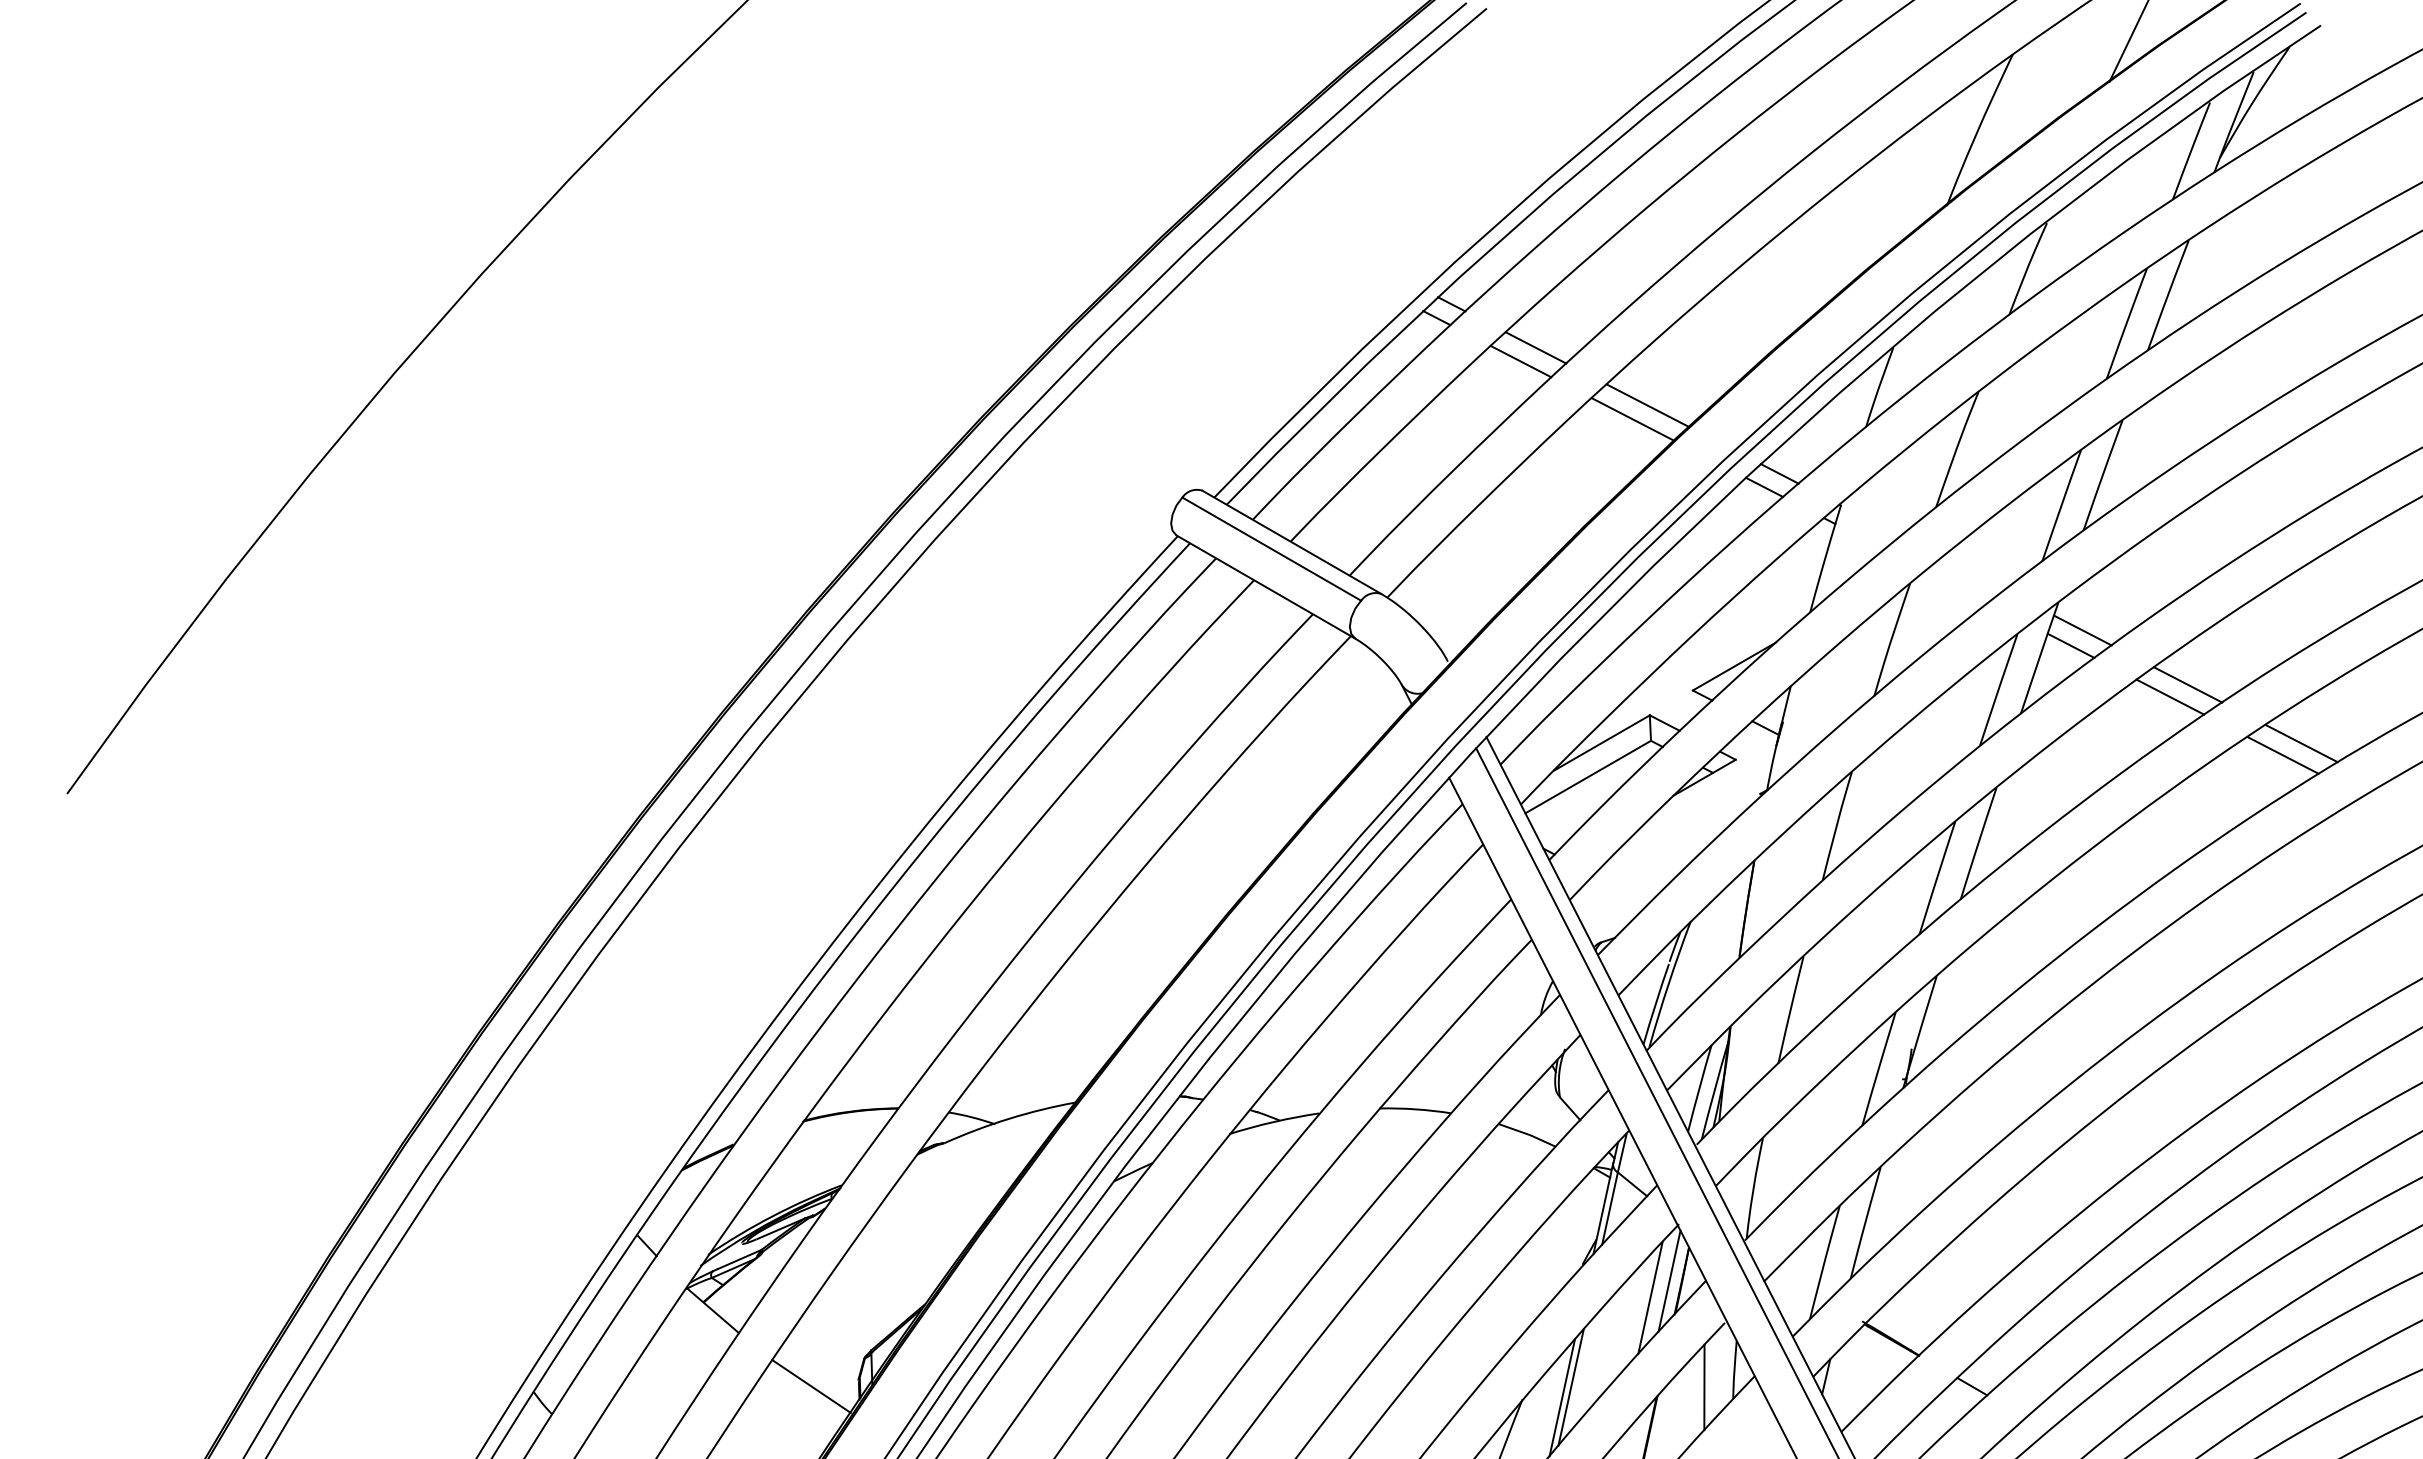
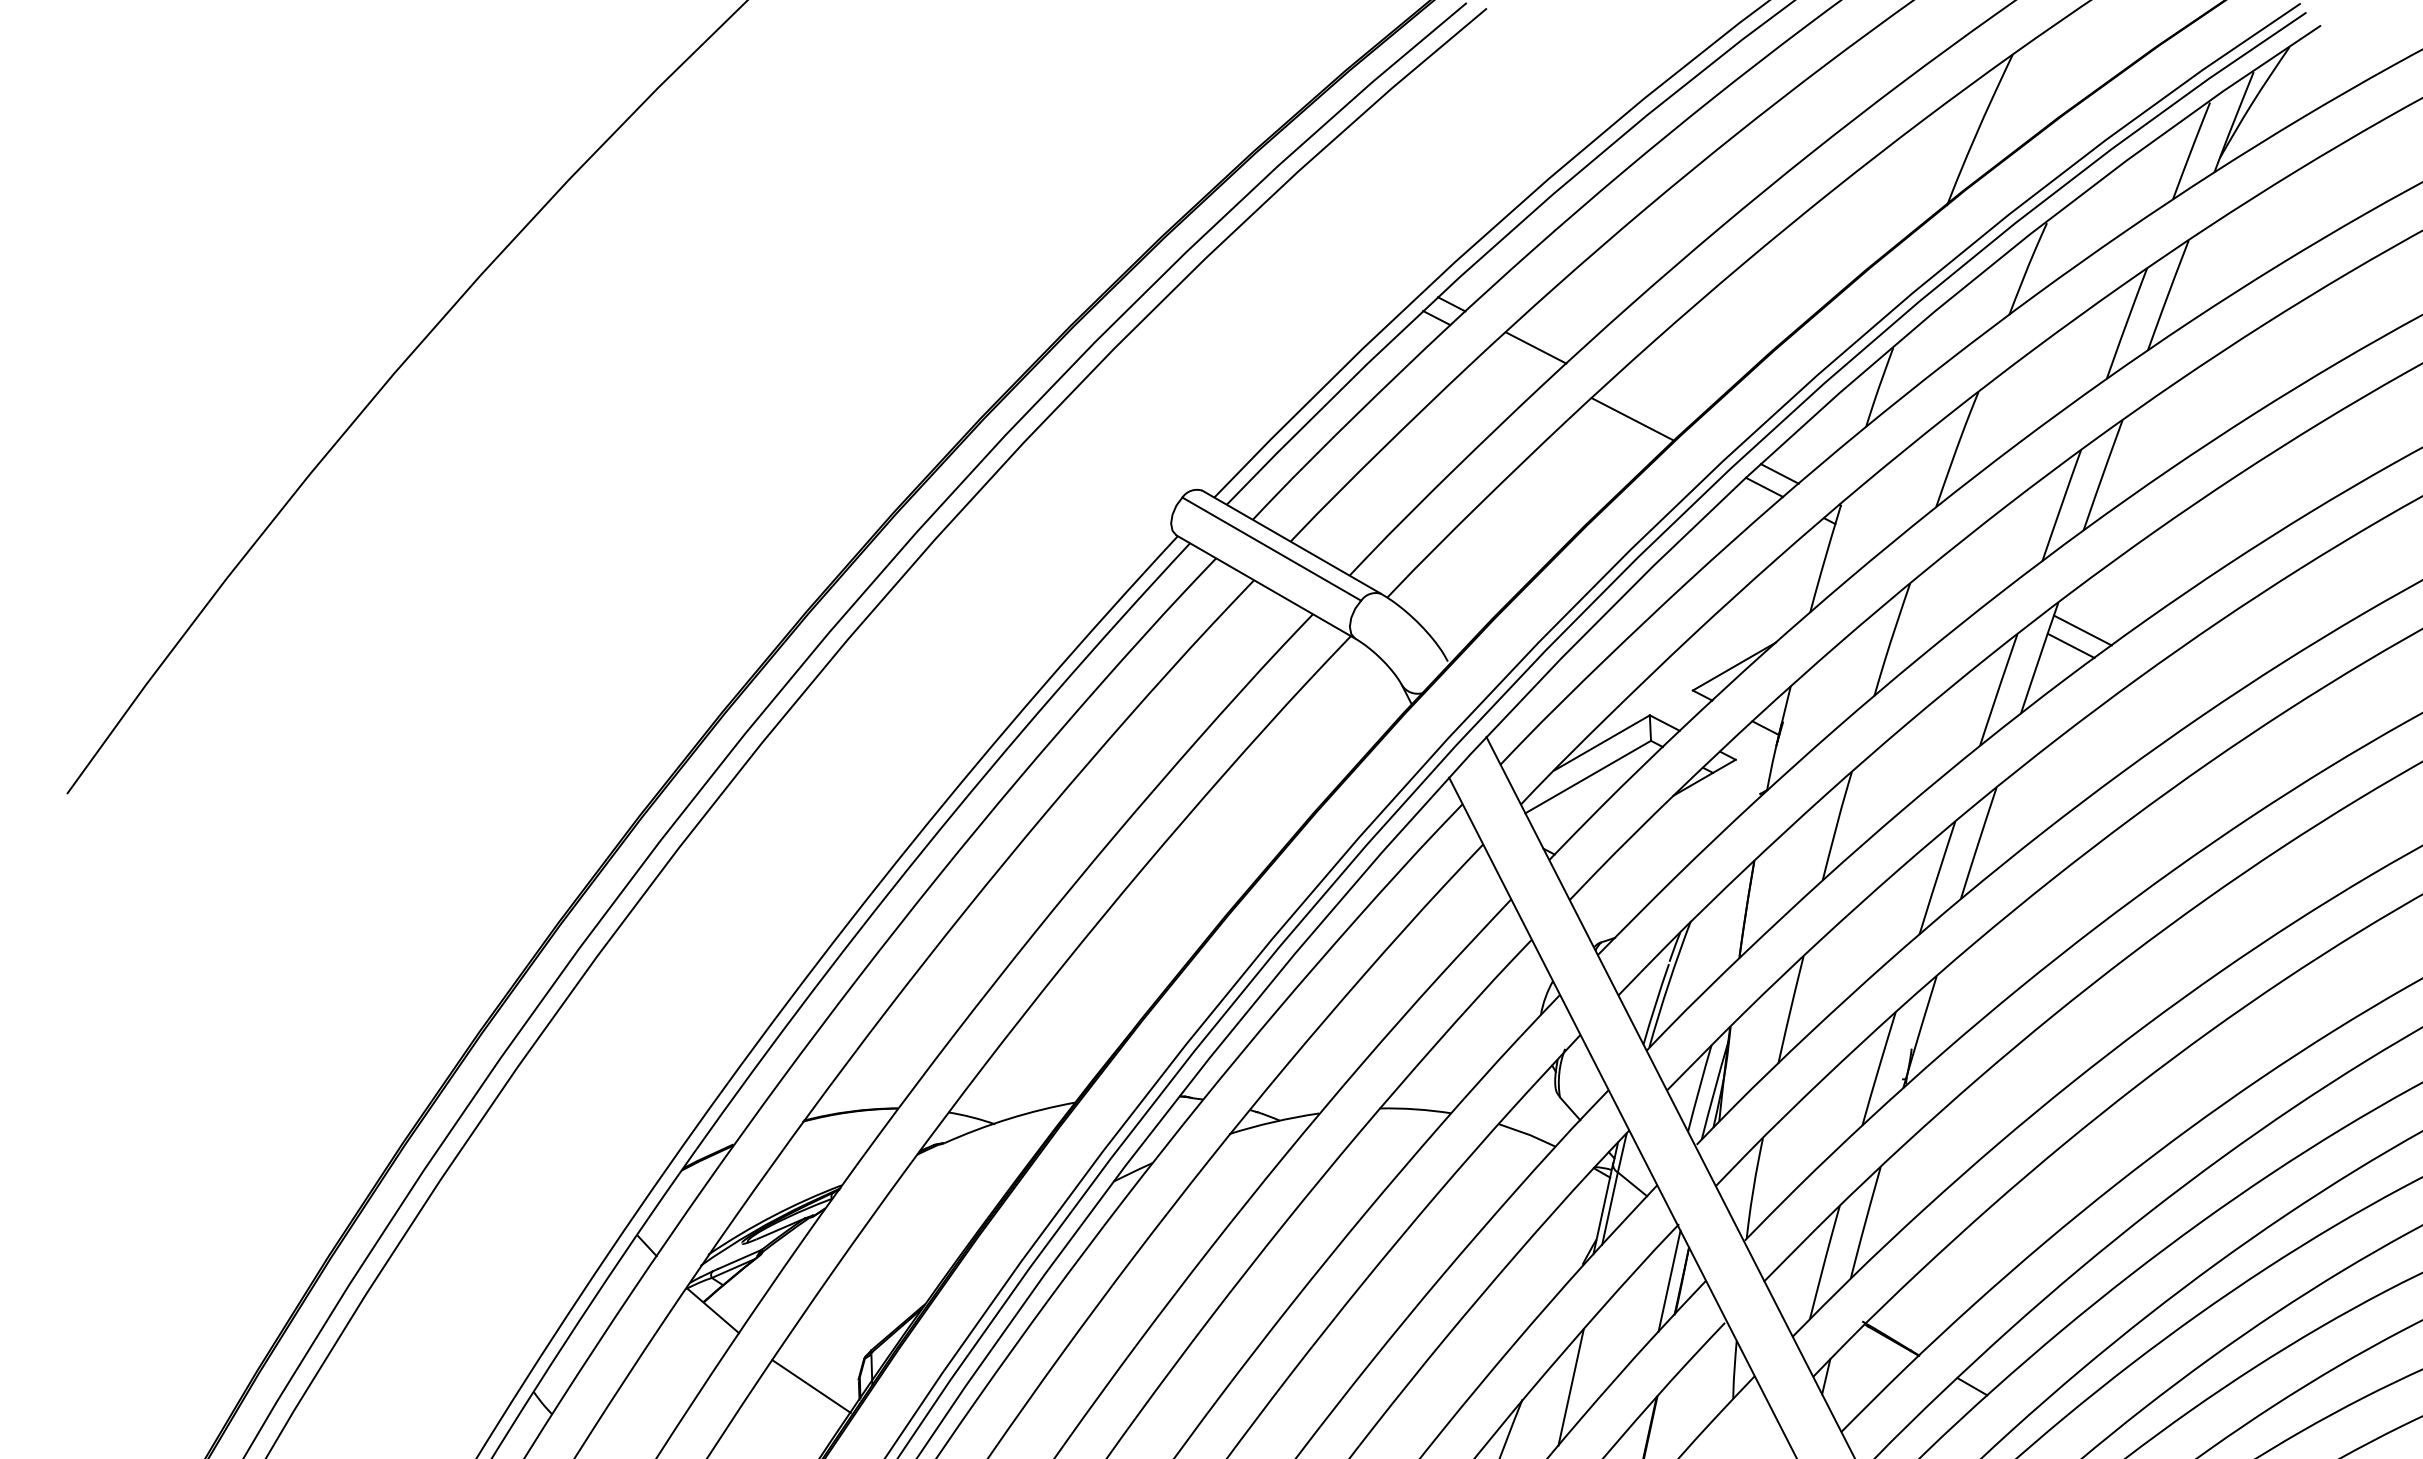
line: present -> none (2128, 41)
line: present -> none (1520, 361)
line: present -> none (1647, 405)
line: present -> none (2188, 684)
line: present -> none (2170, 696)
line: present -> none (2301, 743)
line: present -> none (2282, 755)
line: present -> none (1656, 1101)
line: present -> none (1650, 1297)
line: present -> none (1704, 1387)
line: present -> none (1561, 1397)
